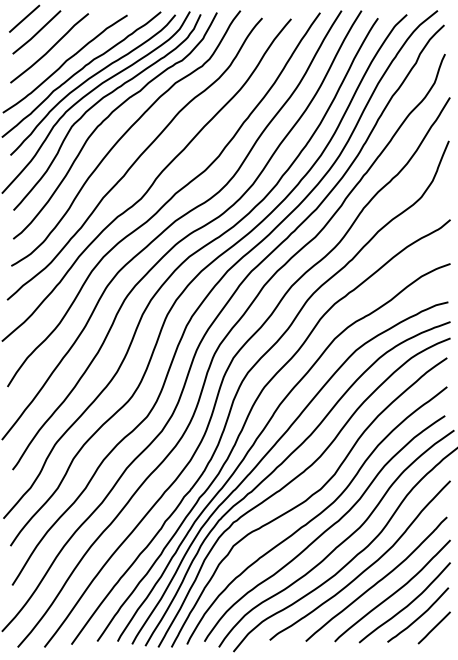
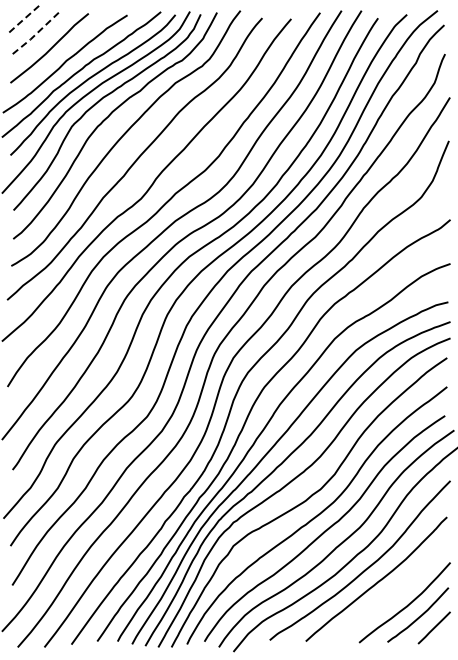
line: solid -> dashed (24, 18)
line: solid -> dashed (37, 33)
curve: present -> none (393, 592)
